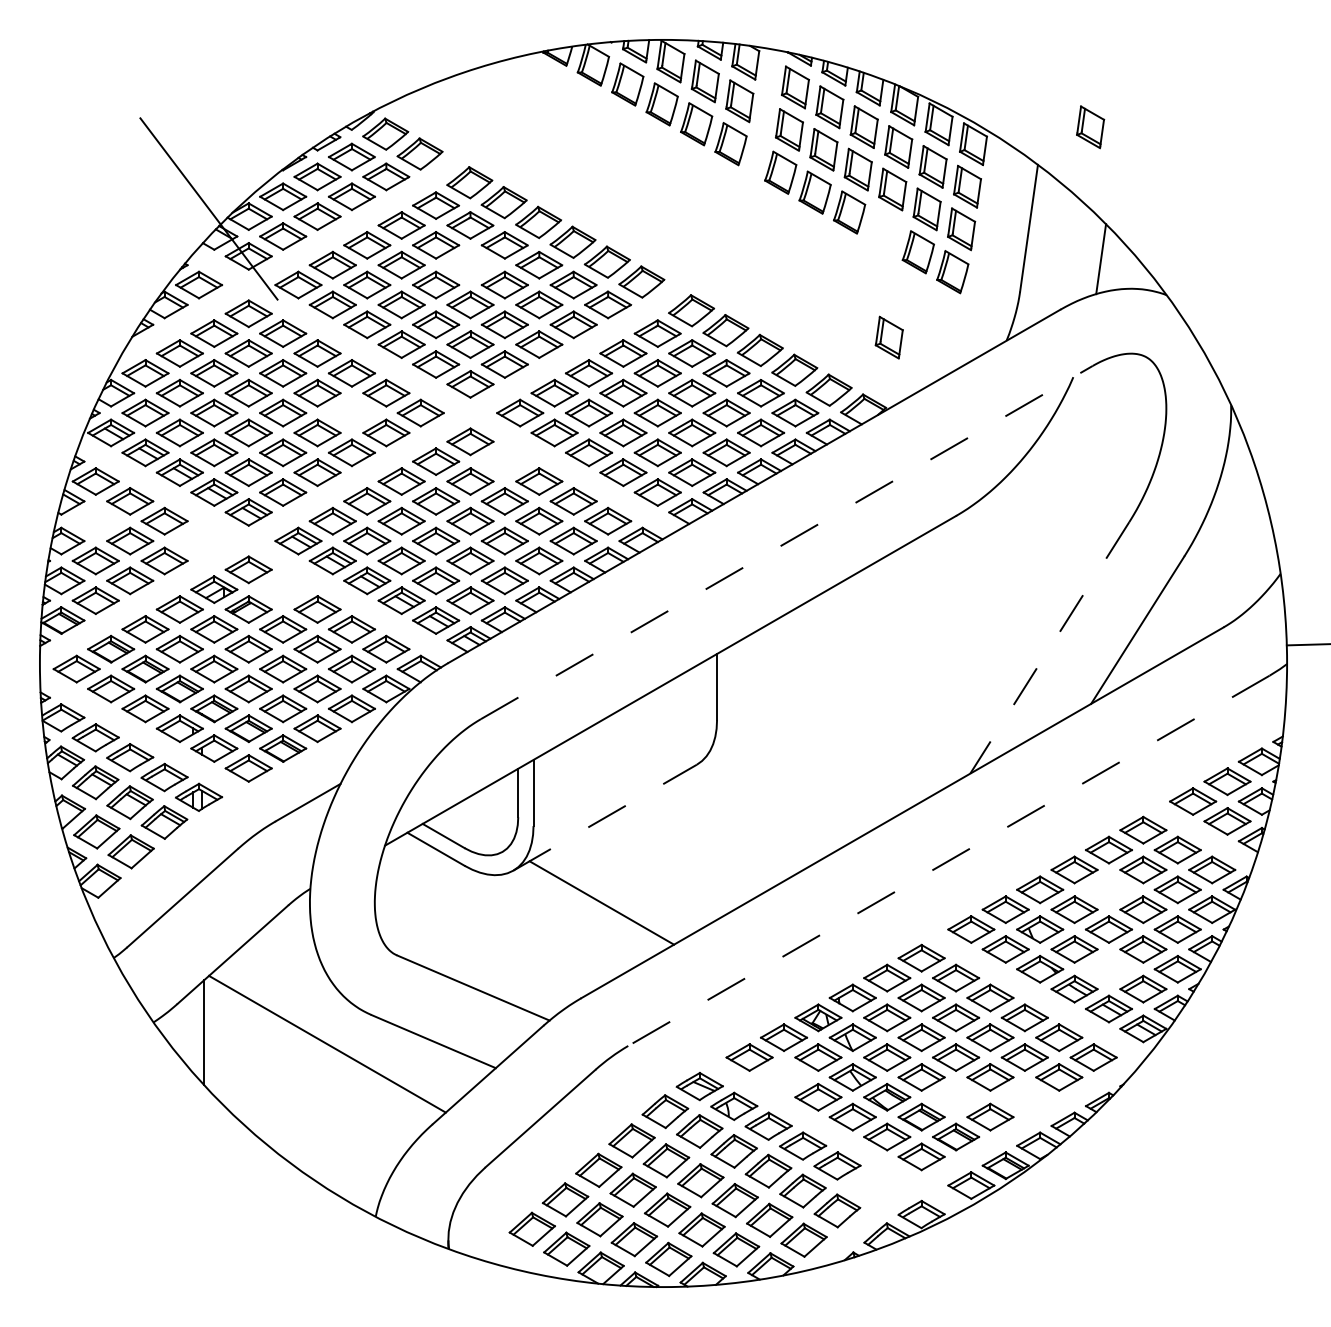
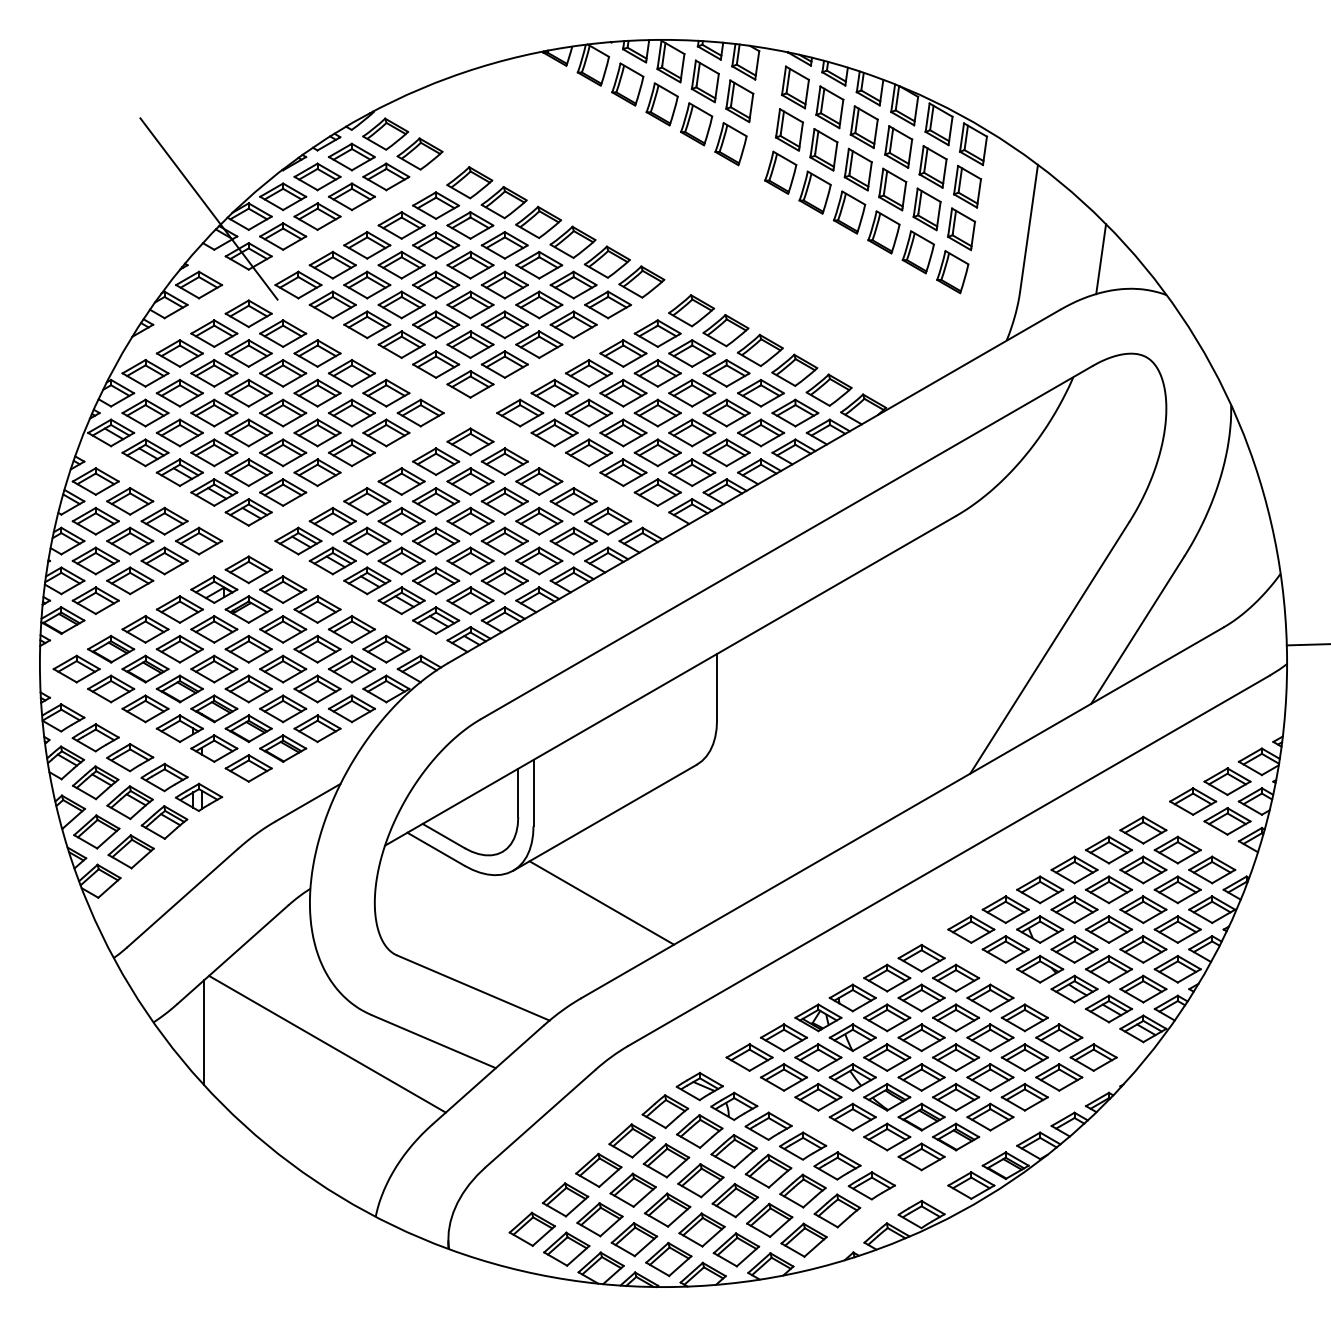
part: present -> none (1090, 127)
part: none -> present (883, 232)
part: none -> present (470, 264)
part: present -> none (888, 337)
part: none -> present (351, 412)
part: none -> present (504, 461)
part: none -> present (95, 520)
part: none -> present (199, 540)
line: dashed -> solid (787, 542)
part: none -> present (283, 589)
line: dashed -> solid (1049, 647)
line: dashed -> solid (605, 817)
line: dashed -> solid (948, 861)
part: none -> present (1108, 889)
part: none -> present (1108, 969)
part: none -> present (783, 1077)
part: none -> present (956, 1097)
part: none -> present (1024, 1097)
part: none -> present (871, 1185)
